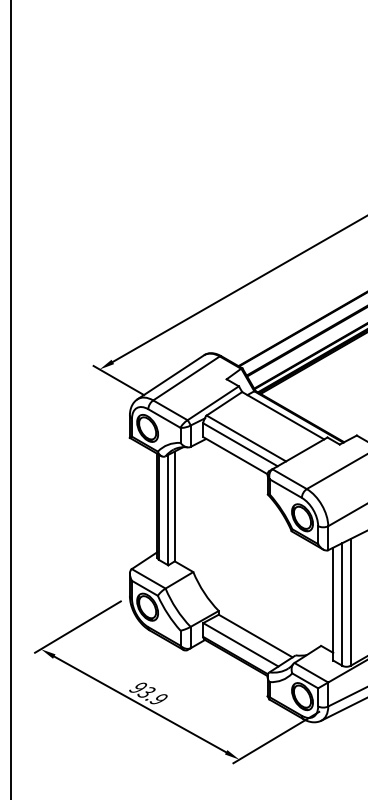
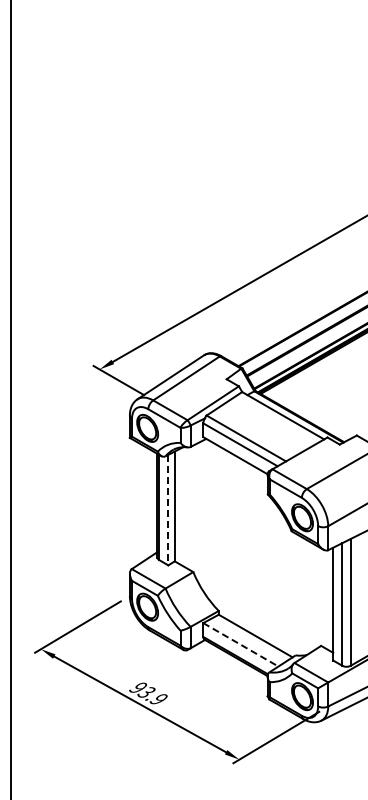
line: solid -> dashed (168, 510)
line: solid -> dashed (241, 645)
